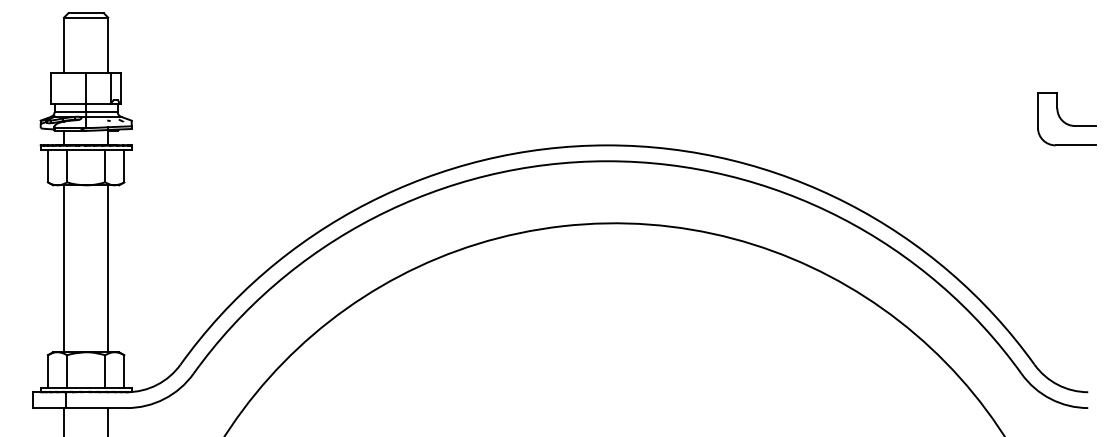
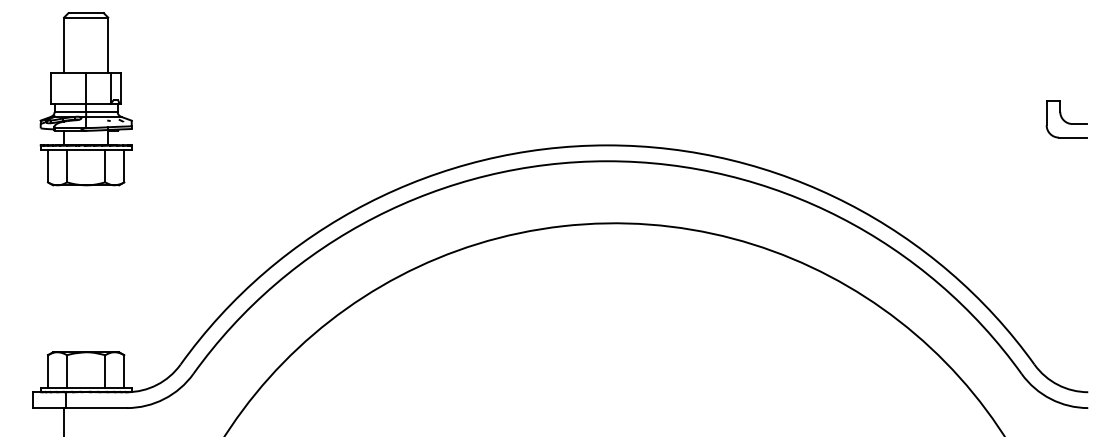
part size: 60x55 px -> 43x39 px (1066, 119)
line: present -> none (64, 268)
line: present -> none (108, 268)
line: present -> none (108, 420)
